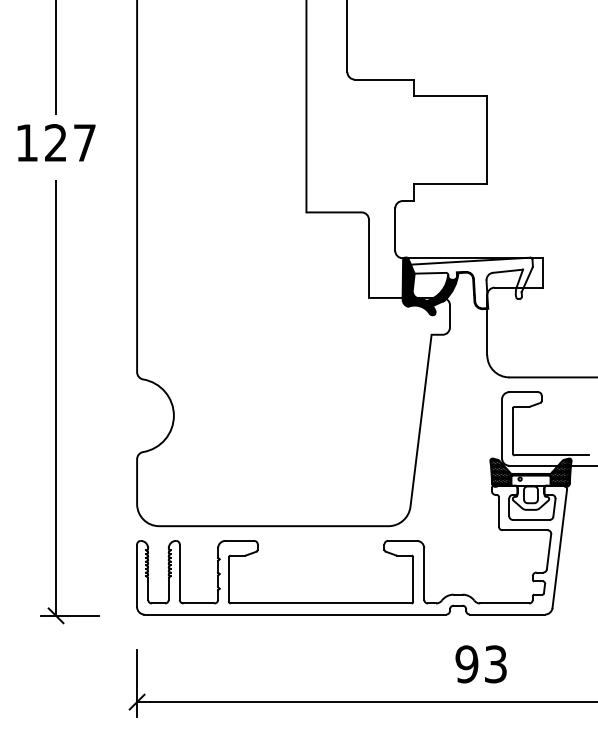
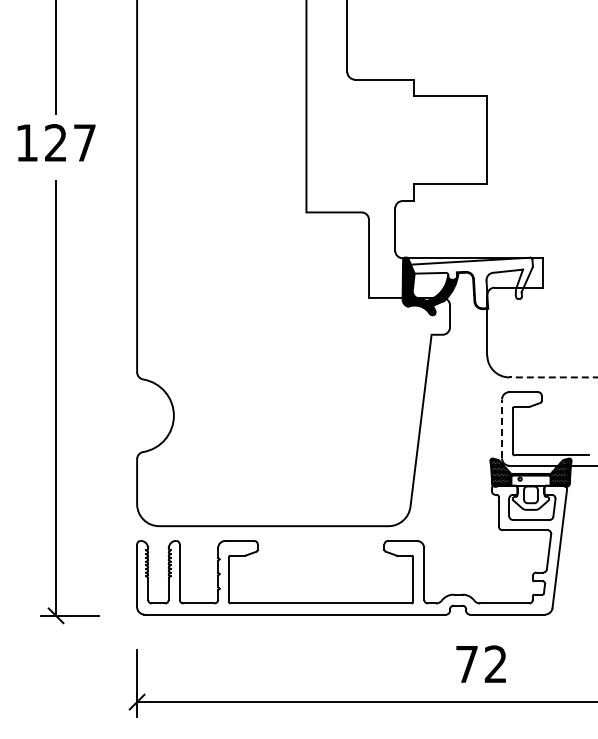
line: solid -> dashed (553, 377)
line: solid -> dashed (502, 428)
text: 93 -> 72 (480, 664)
